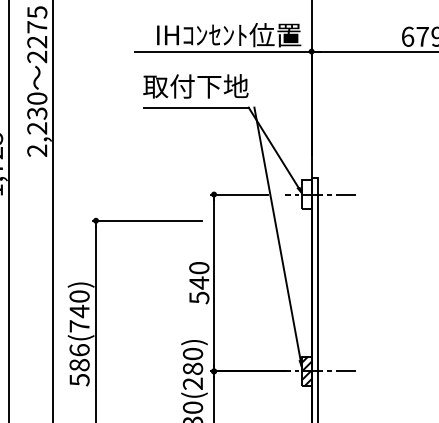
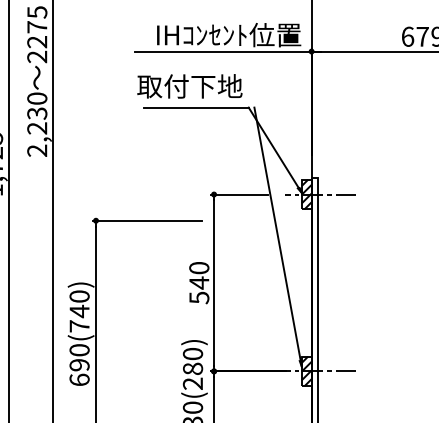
text position: (195, 86) -> (189, 86) (189, 86)
hatch: none -> present (306, 194)
text: 586(740) -> 690(740) (79, 365)
